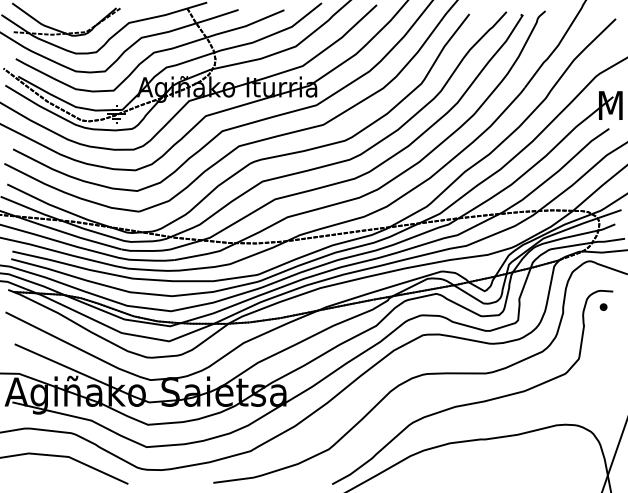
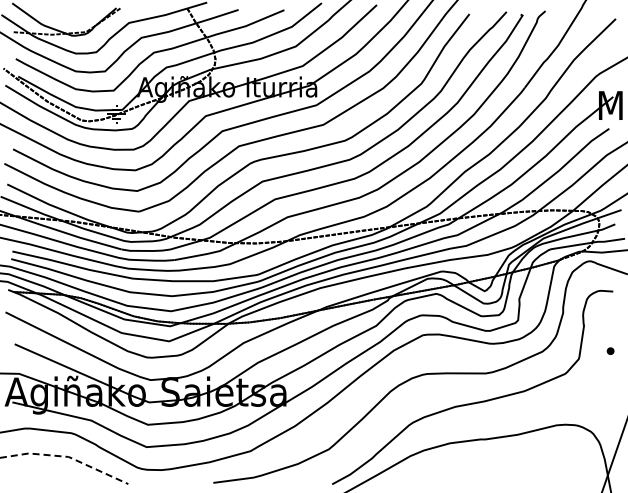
part position: (603, 306) -> (610, 350) (610, 350)
line: solid -> dashed (66, 456)
